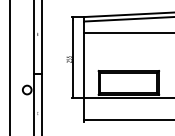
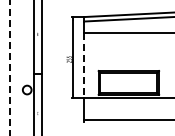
line: solid -> dashed (84, 65)
line: solid -> dashed (9, 67)
